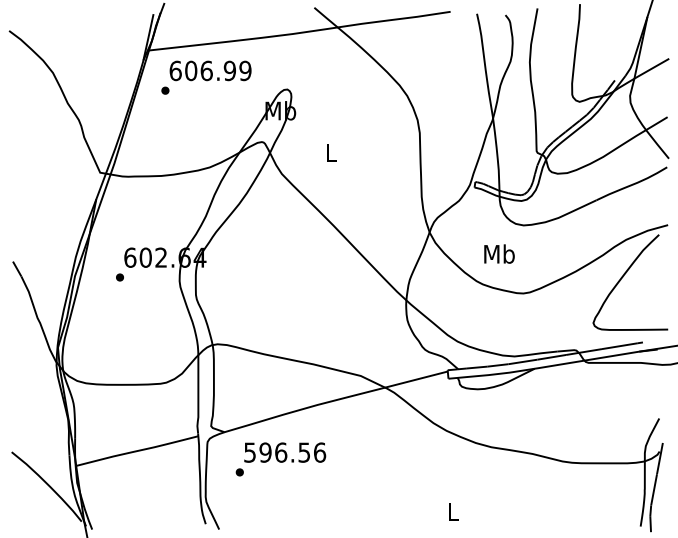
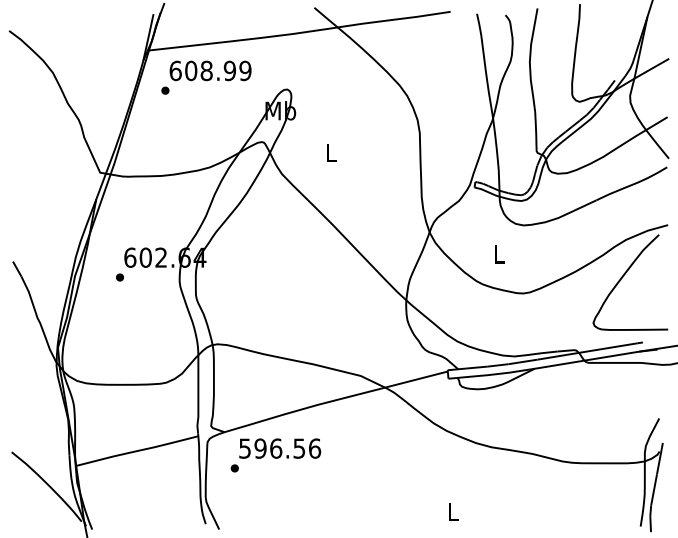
text: 606.99 -> 608.99 (206, 70)
text: Mb -> L (499, 253)
text position: (280, 459) -> (275, 455) (275, 455)
